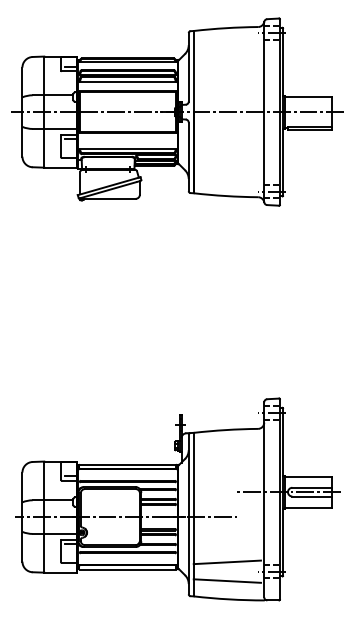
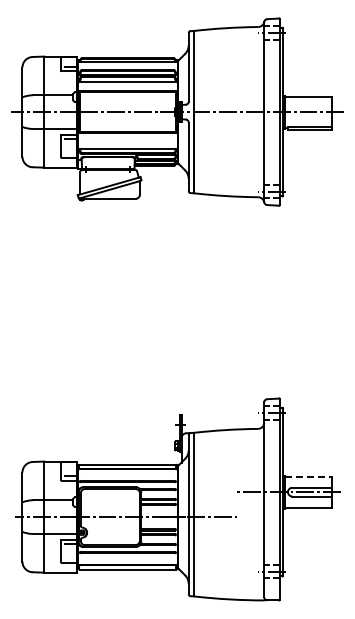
line: solid -> dashed (308, 476)
line: present -> none (226, 562)
line: present -> none (226, 580)
